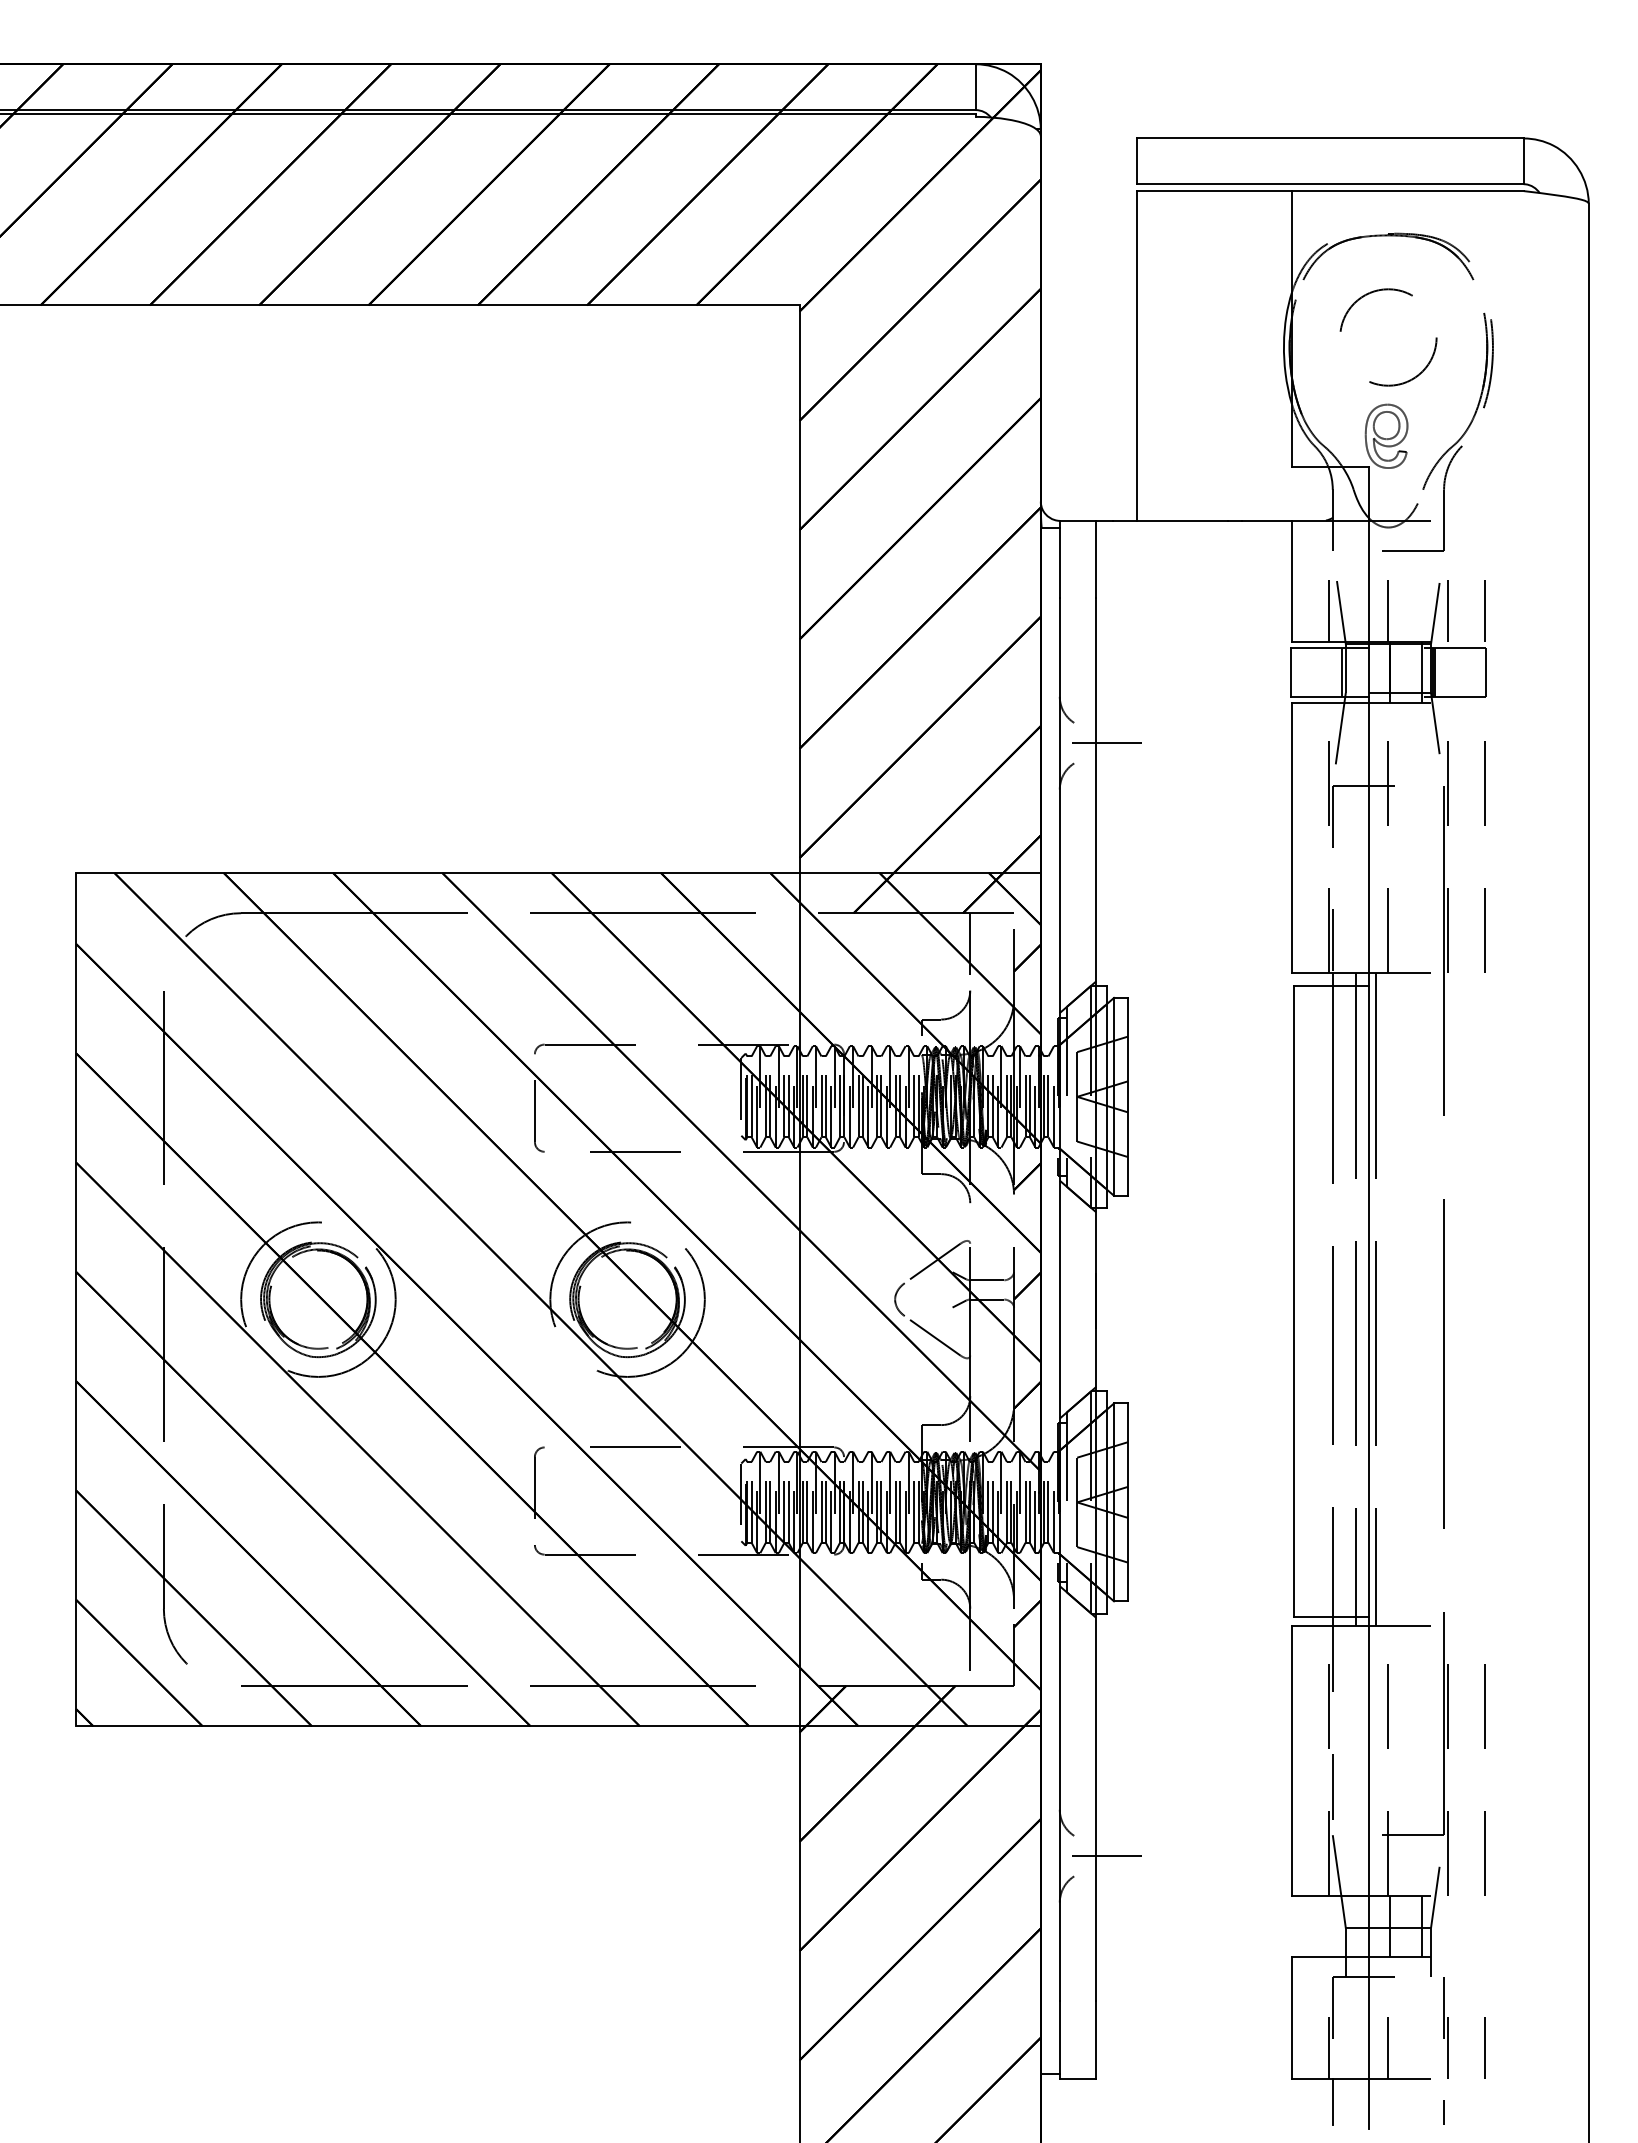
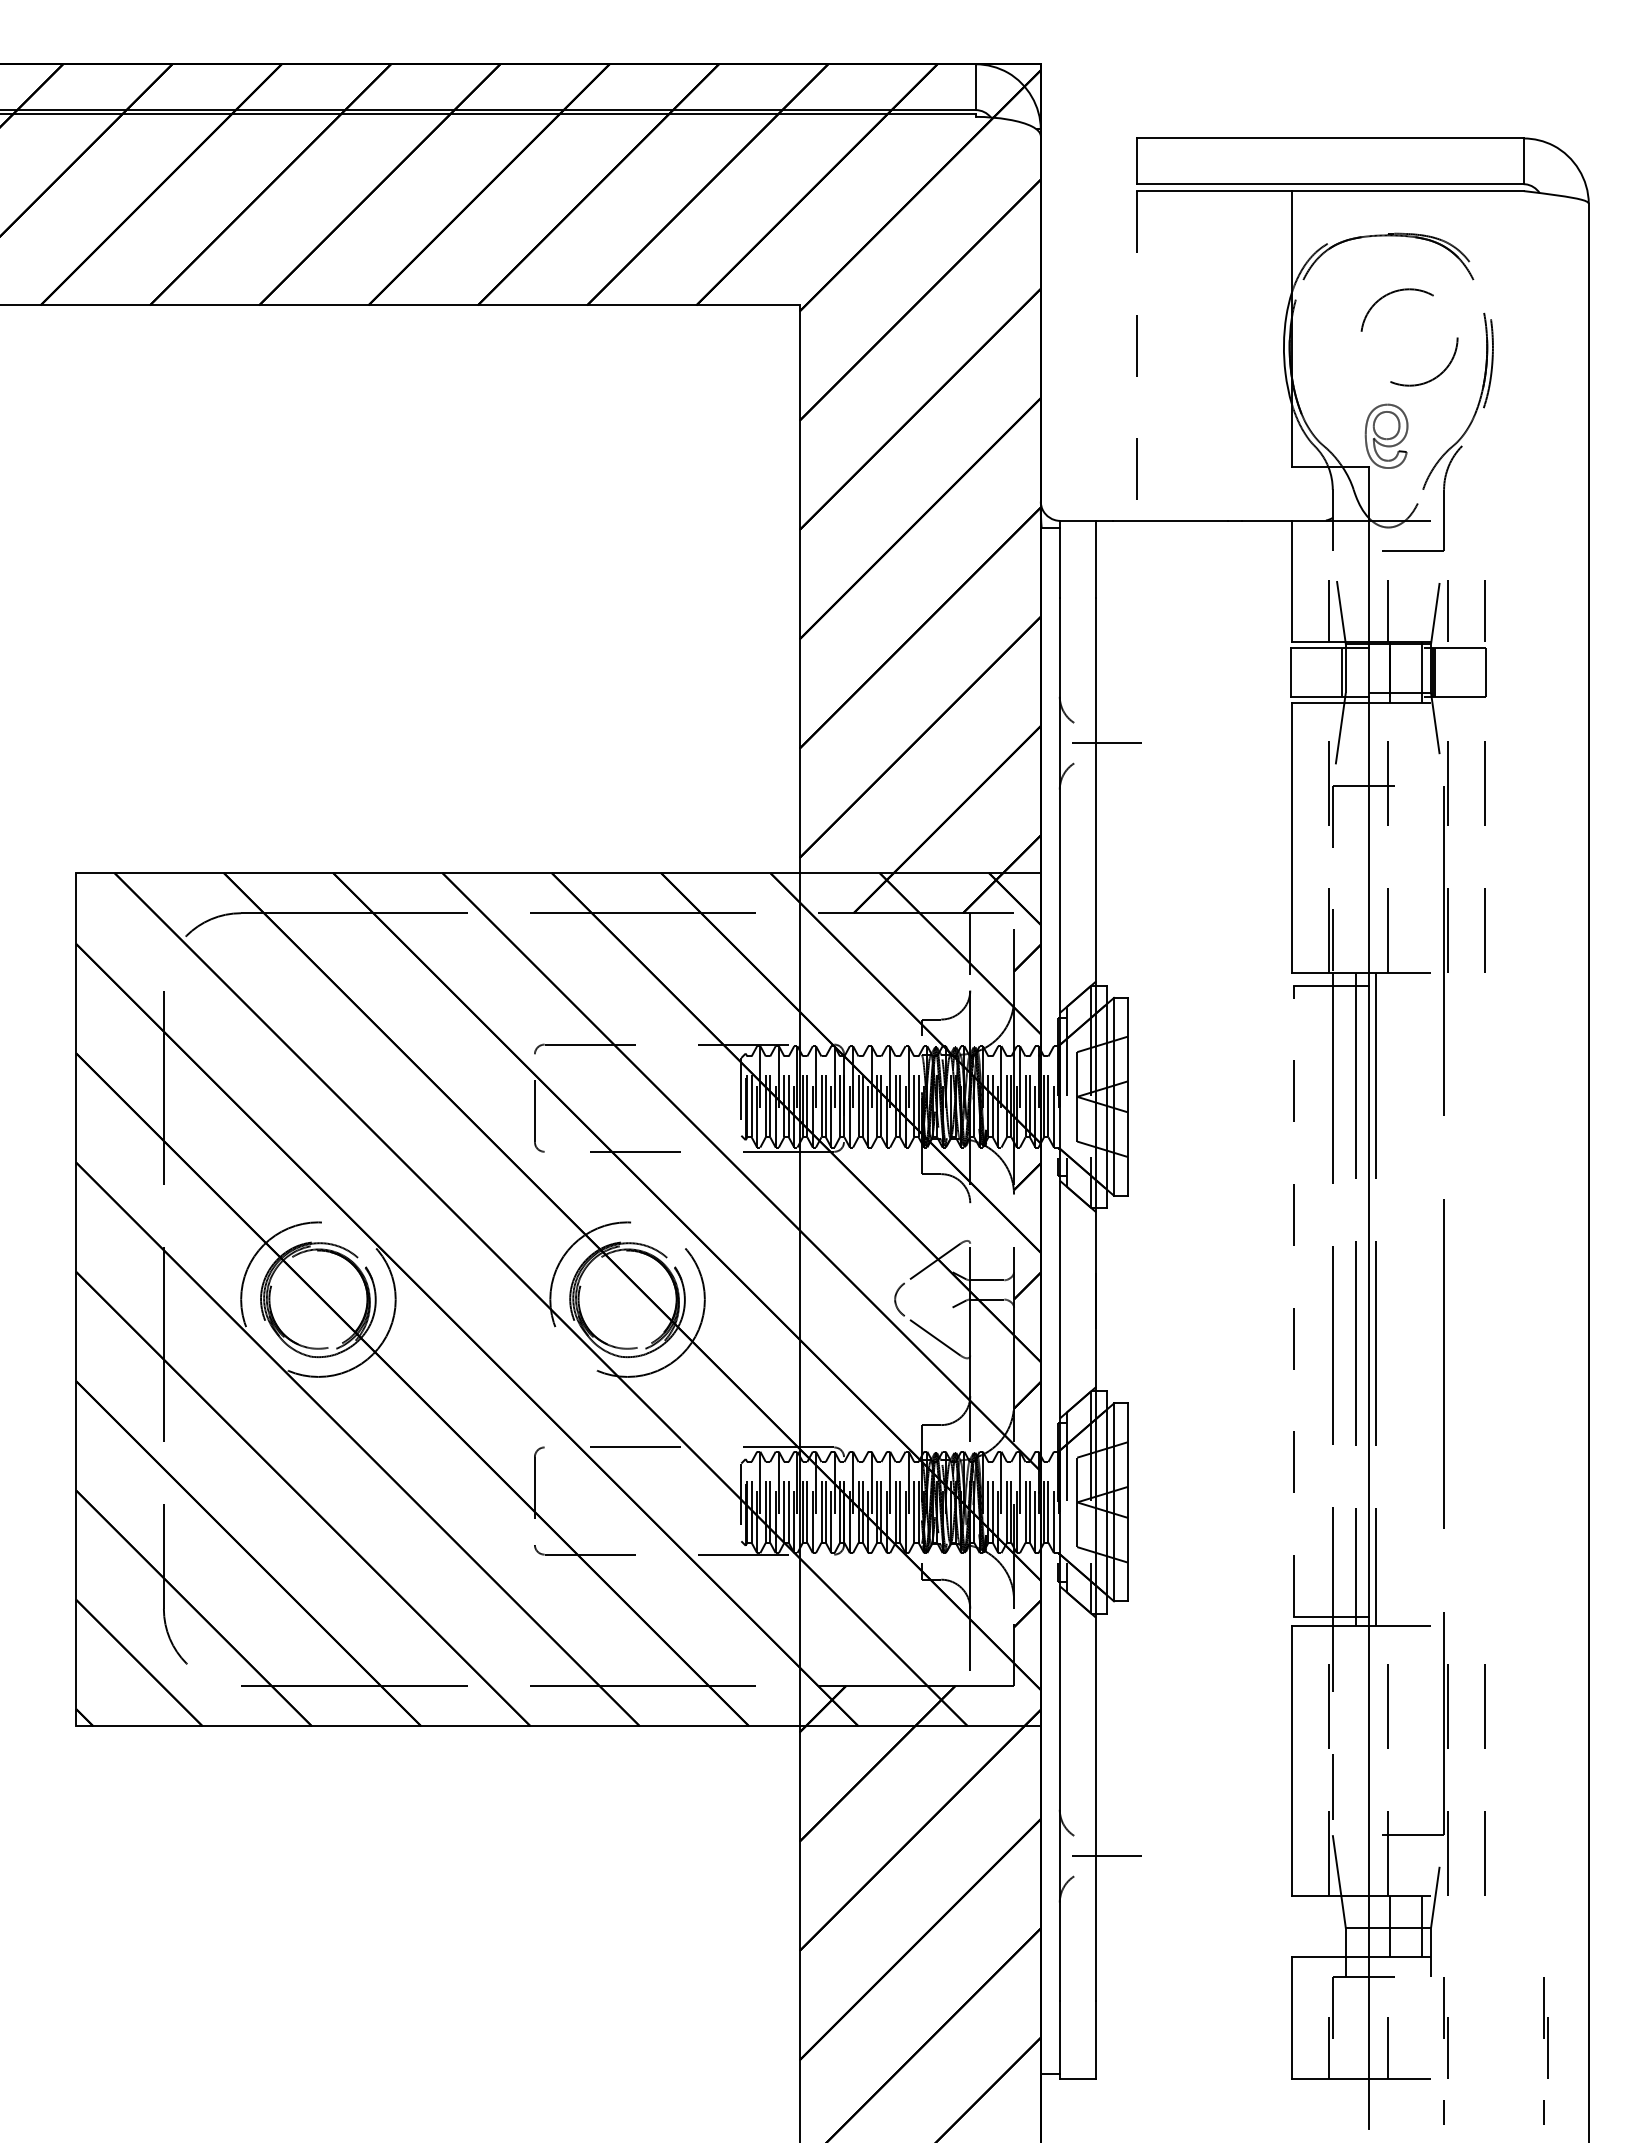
circle position: (1388, 337) -> (1409, 337) (1409, 337)
line: solid -> dashed (1137, 355)
line: solid -> dashed (1294, 1301)
line: present -> none (1484, 2047)
part: none -> present (1545, 2050)
line: present -> none (1332, 2101)
